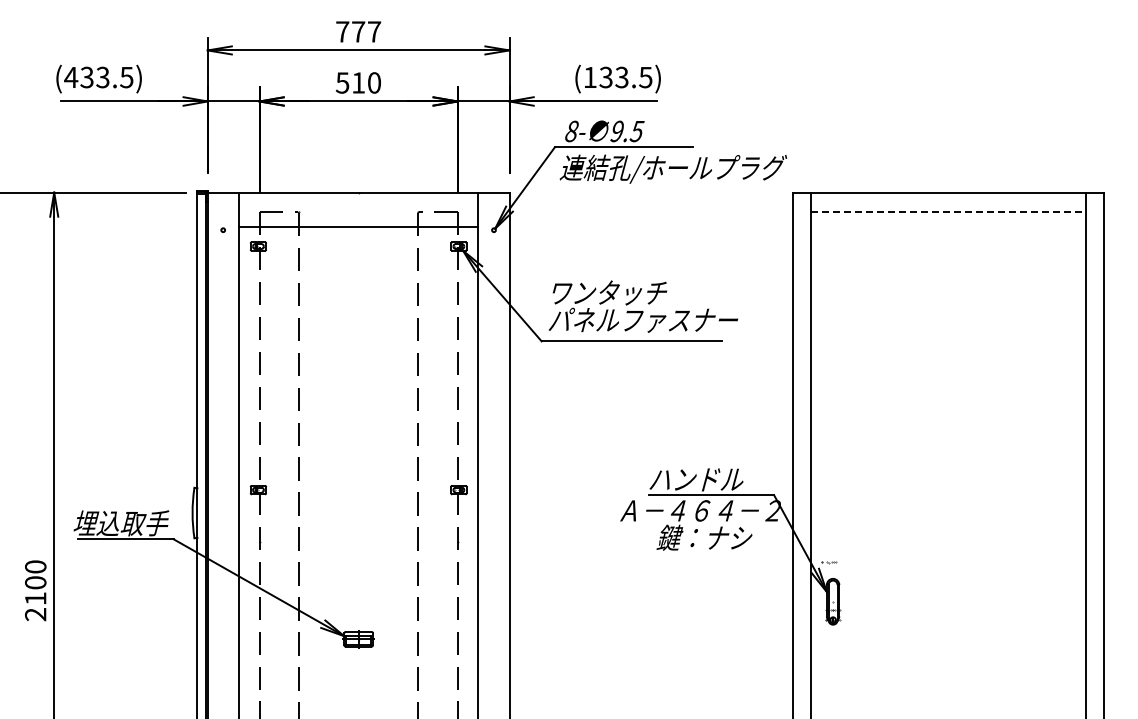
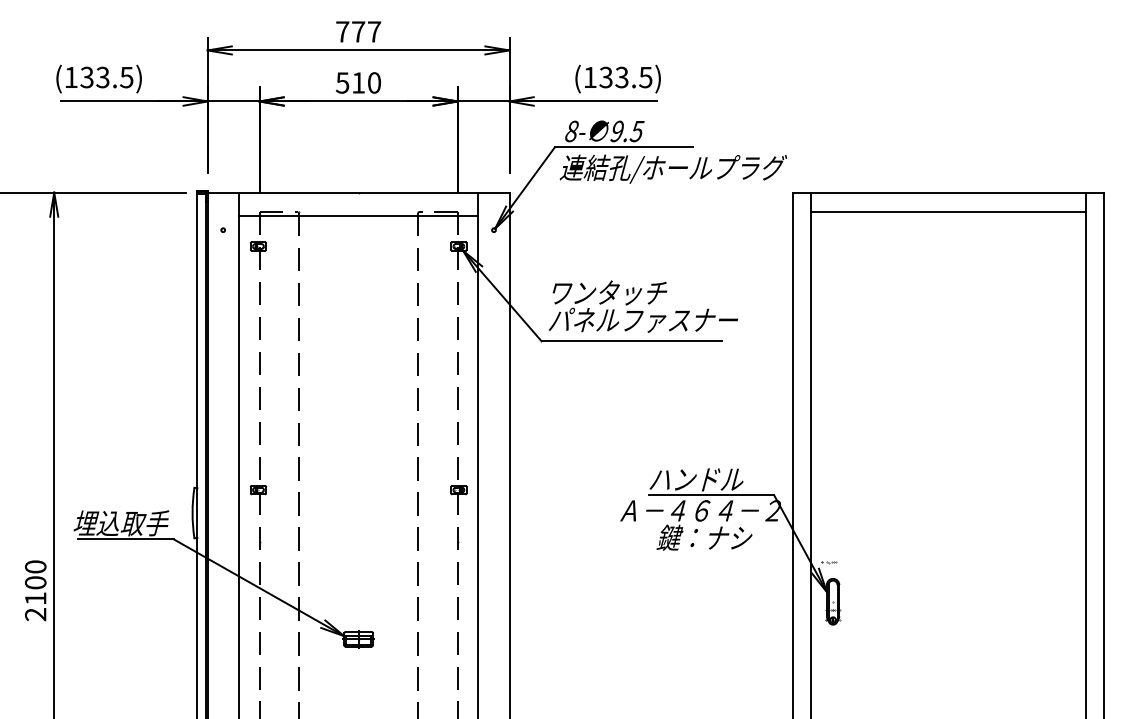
text: (433.5) -> (133.5) (71, 77)
line: dashed -> solid (948, 211)
line position: (358, 226) -> (358, 215) (358, 215)
